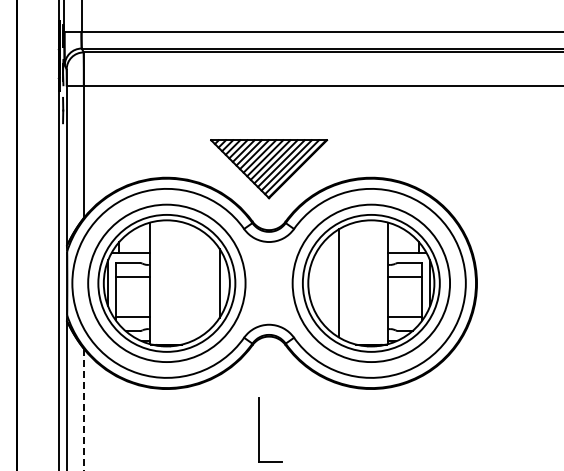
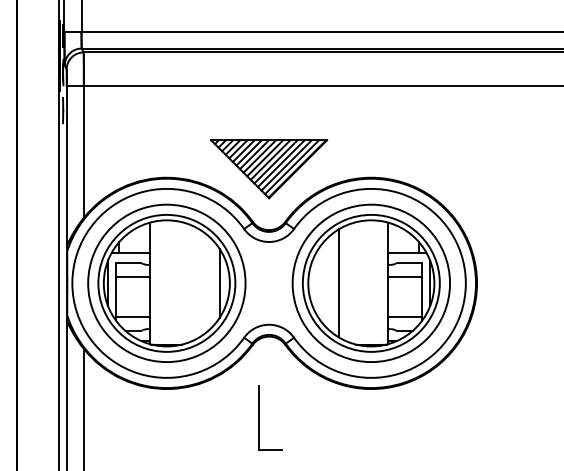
line: dashed -> solid (83, 409)
part position: (259, 429) -> (259, 417) (259, 417)
